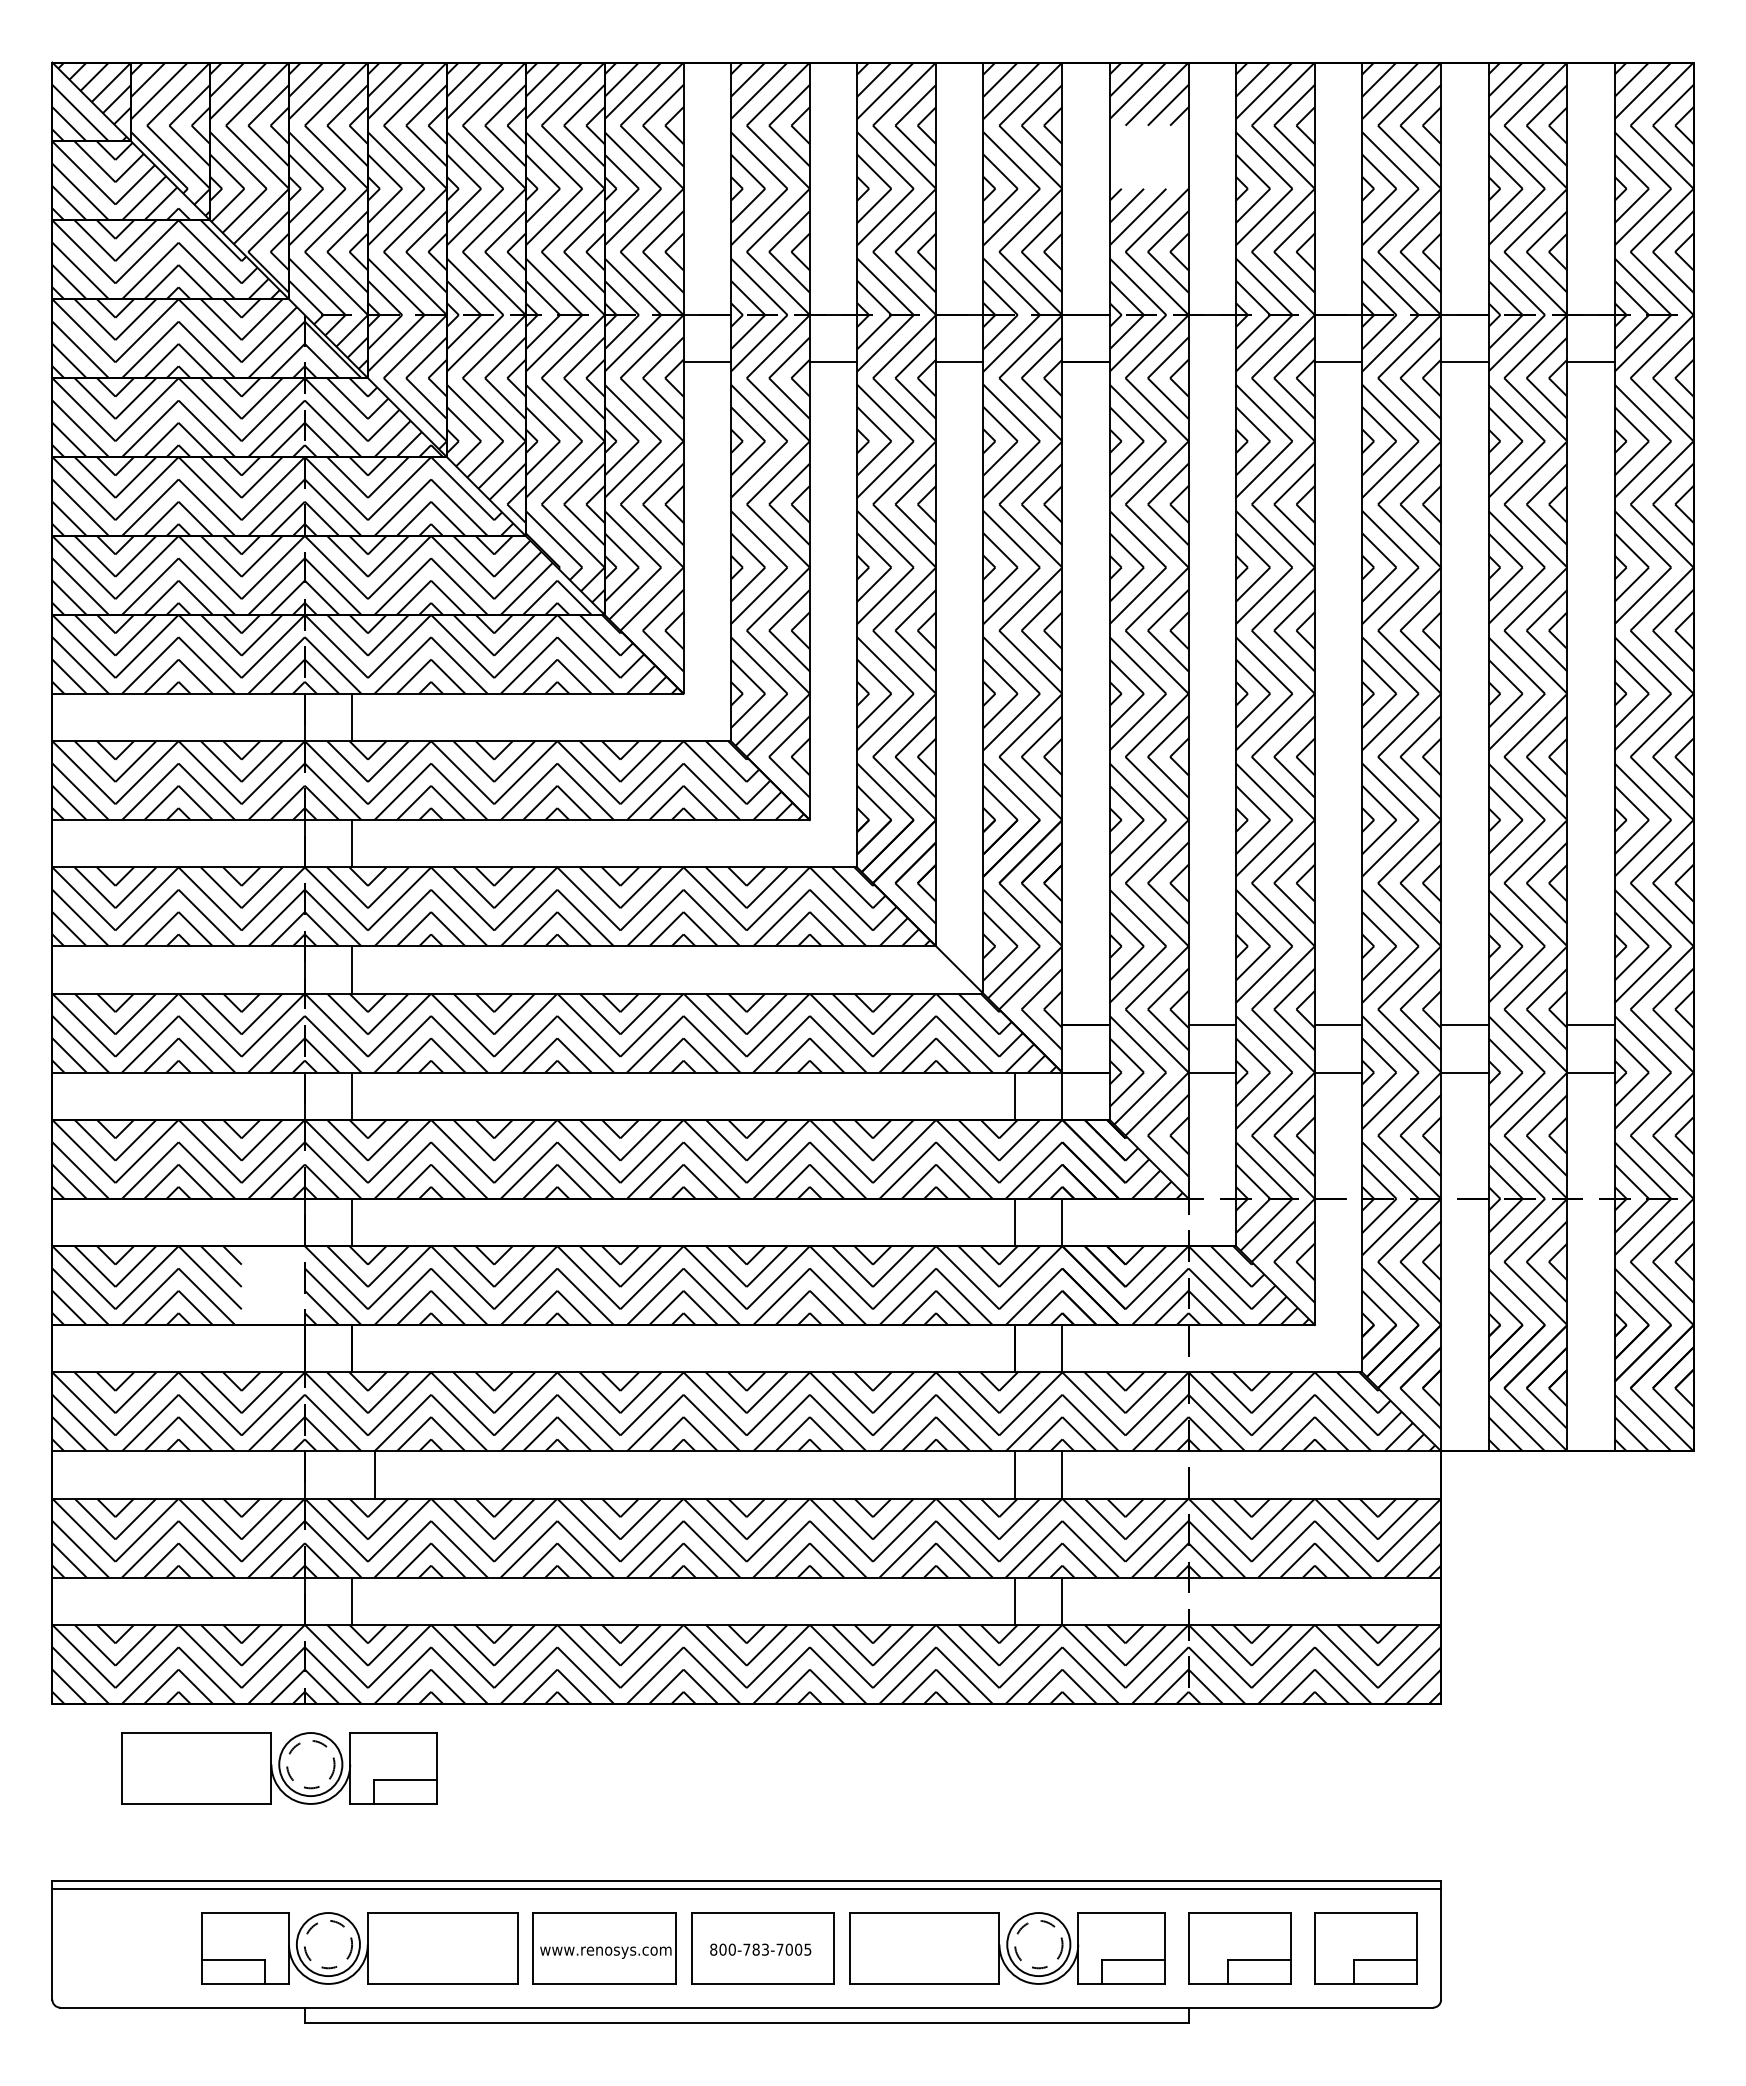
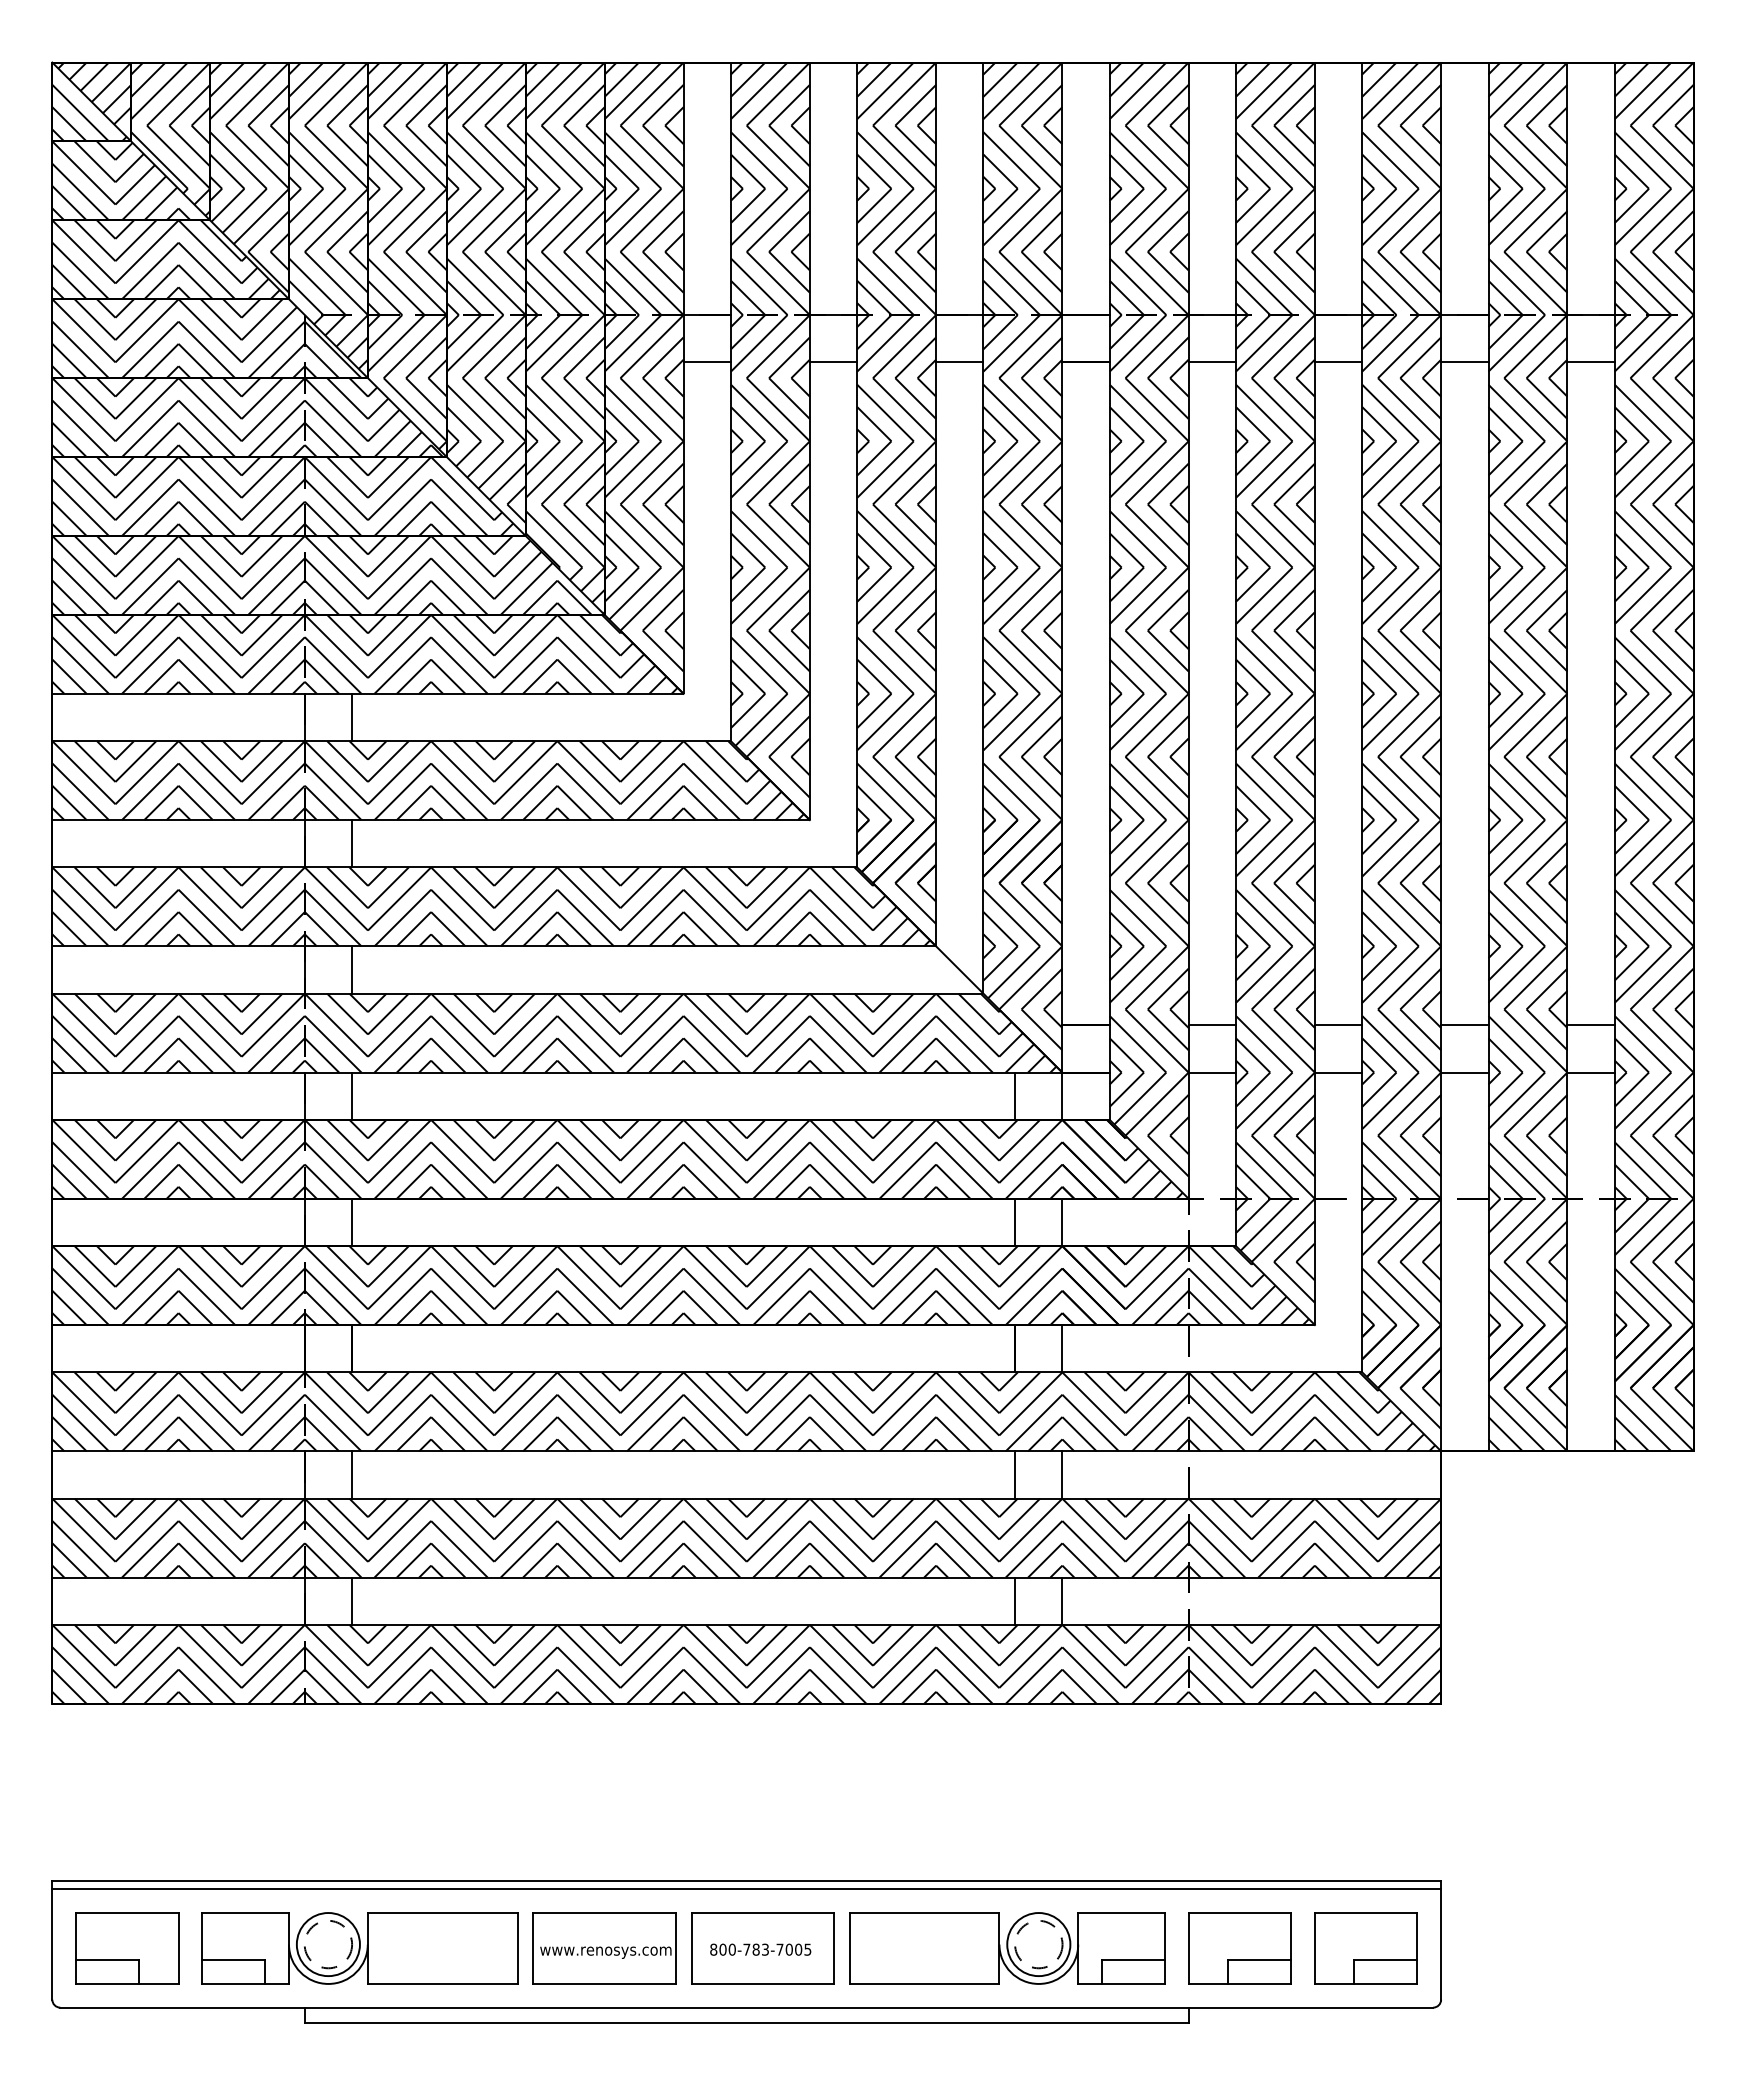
hatch: none -> present (1148, 156)
line: none -> present (1212, 362)
hatch: none -> present (272, 1285)
line position: (375, 1474) -> (352, 1474) (352, 1474)
part: present -> none (279, 1768)
part: none -> present (127, 1948)
